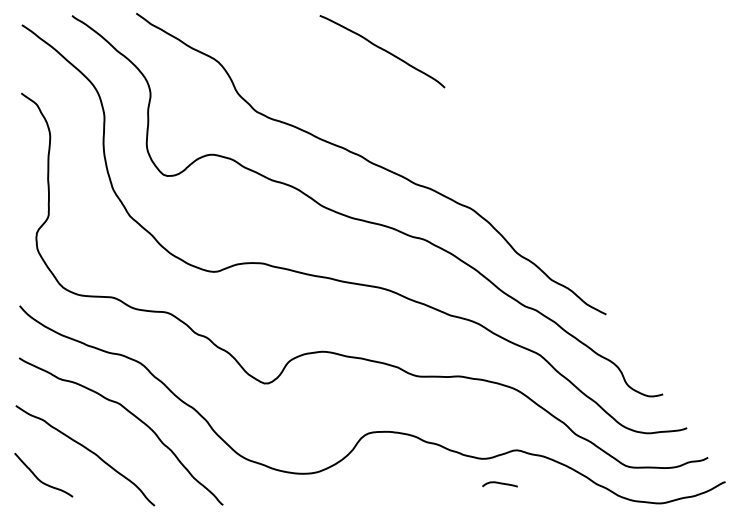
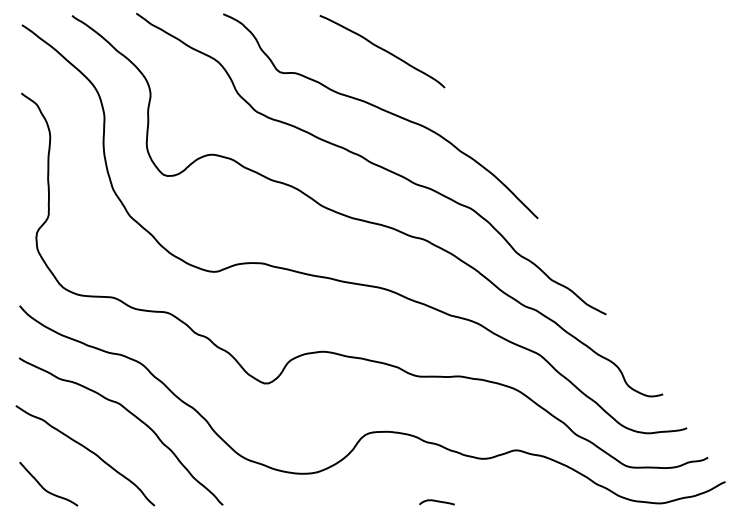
curve: none -> present (383, 111)
curve position: (40, 479) -> (45, 488) (45, 488)
curve position: (499, 483) -> (436, 501) (436, 501)
